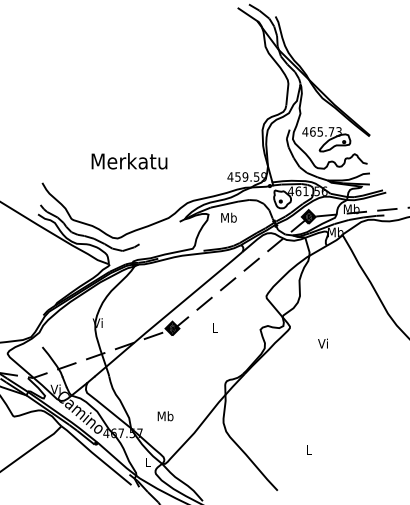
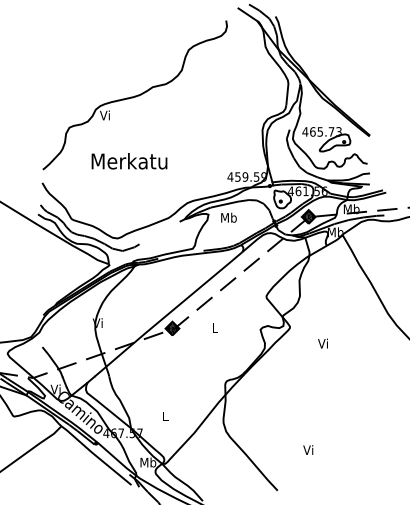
part: none -> present (134, 95)
text: Mb -> L (165, 416)
text: L -> Vi (308, 449)
text: L -> Mb (148, 462)
